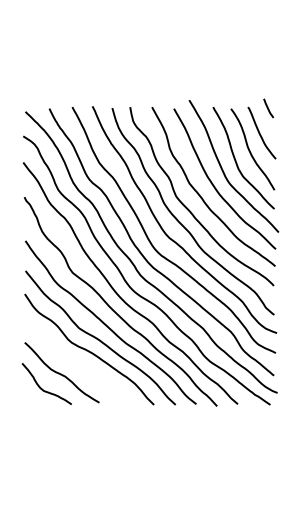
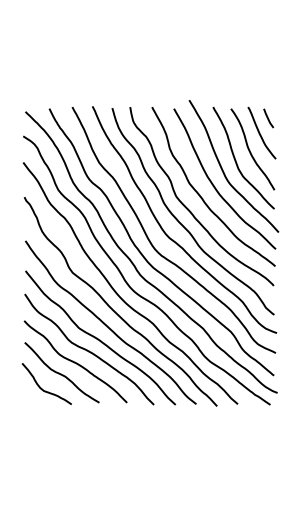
curve position: (268, 108) -> (268, 118) (268, 118)
curve: none -> present (75, 361)
